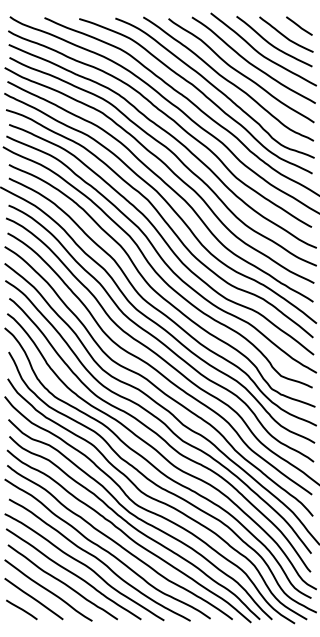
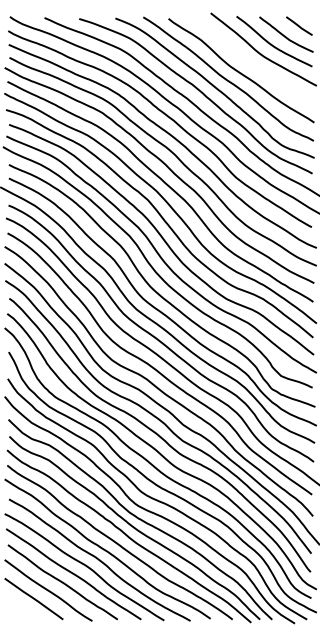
curve: present -> none (252, 63)
line: present -> none (21, 609)
